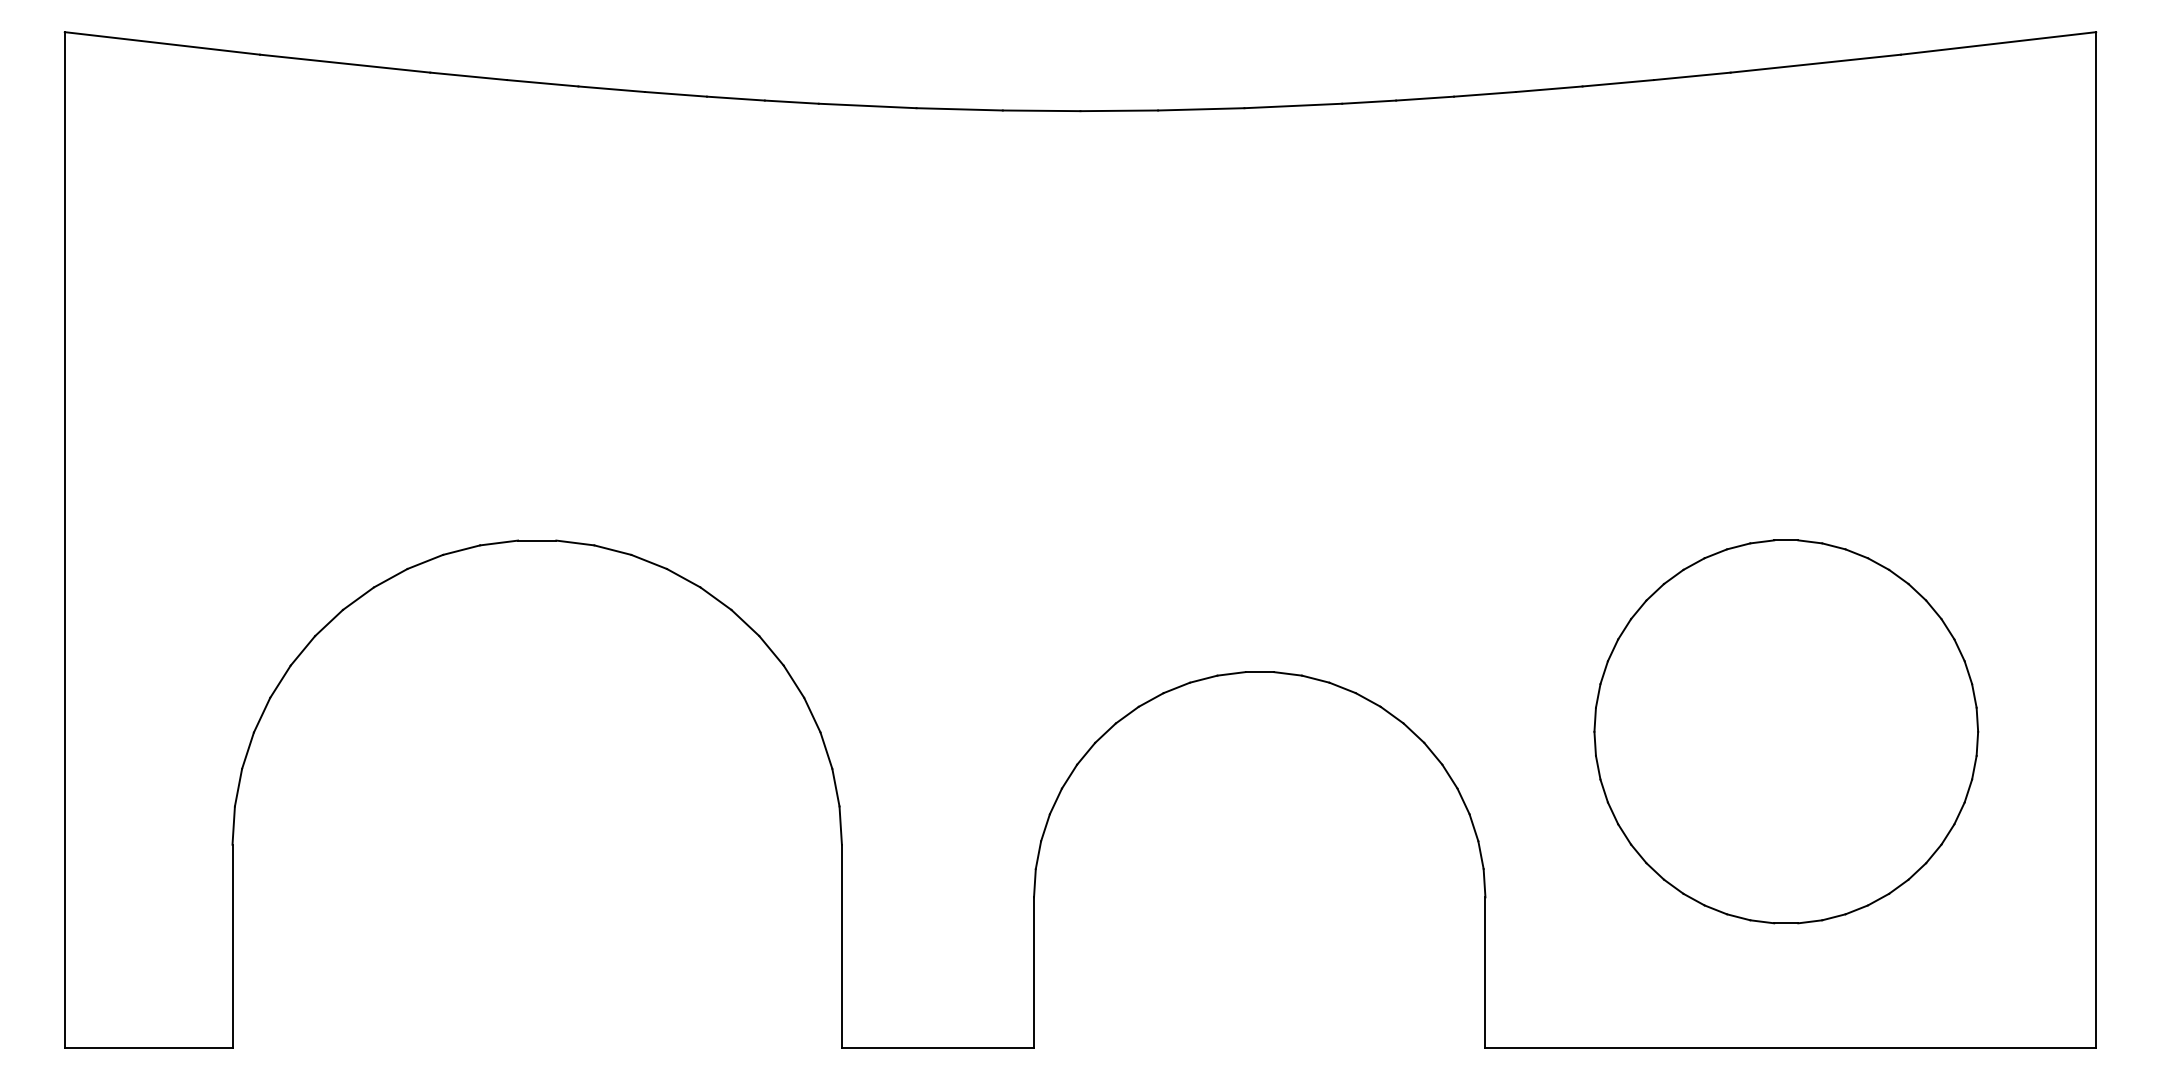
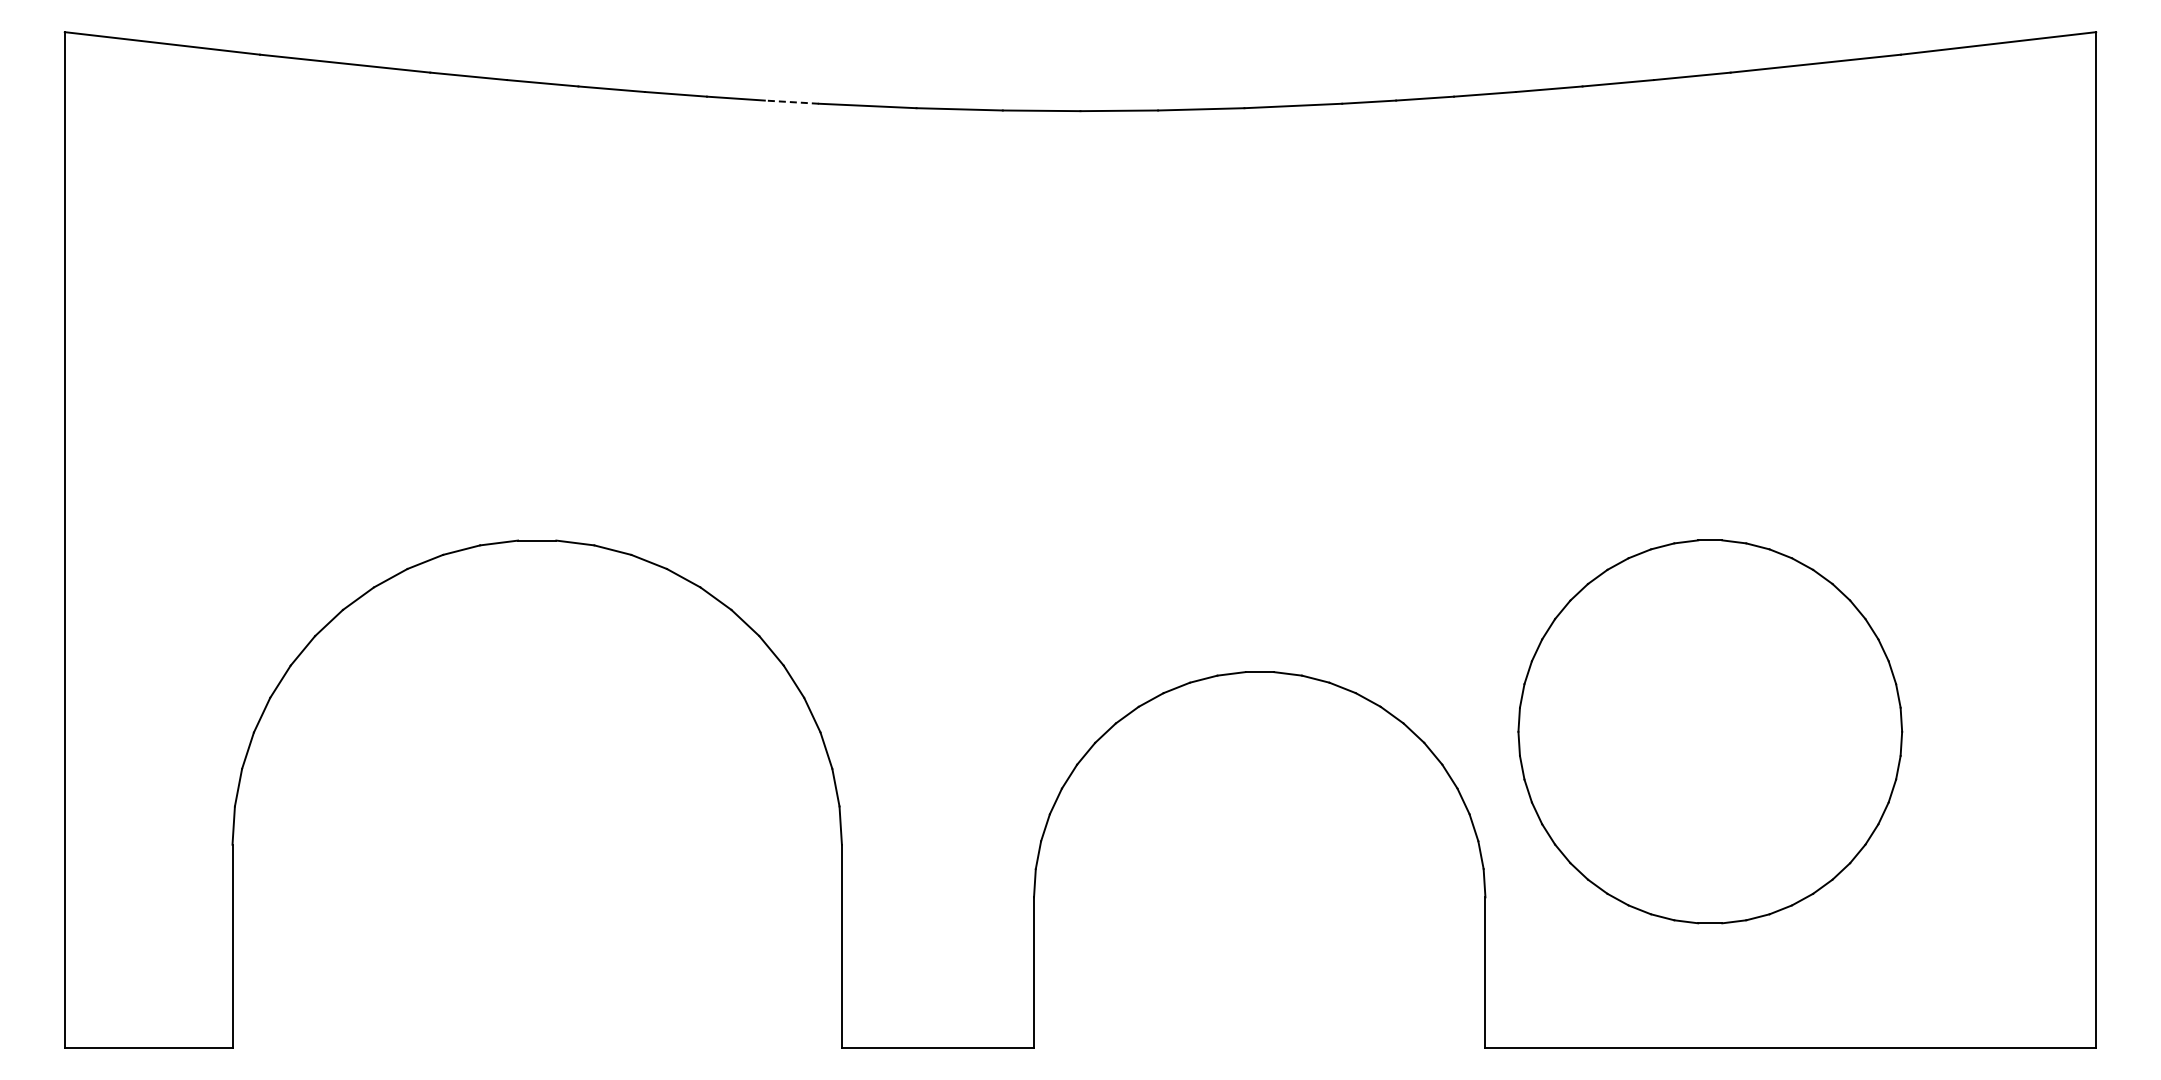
line: solid -> dashed (791, 102)
part position: (1786, 731) -> (1710, 731) (1710, 731)
